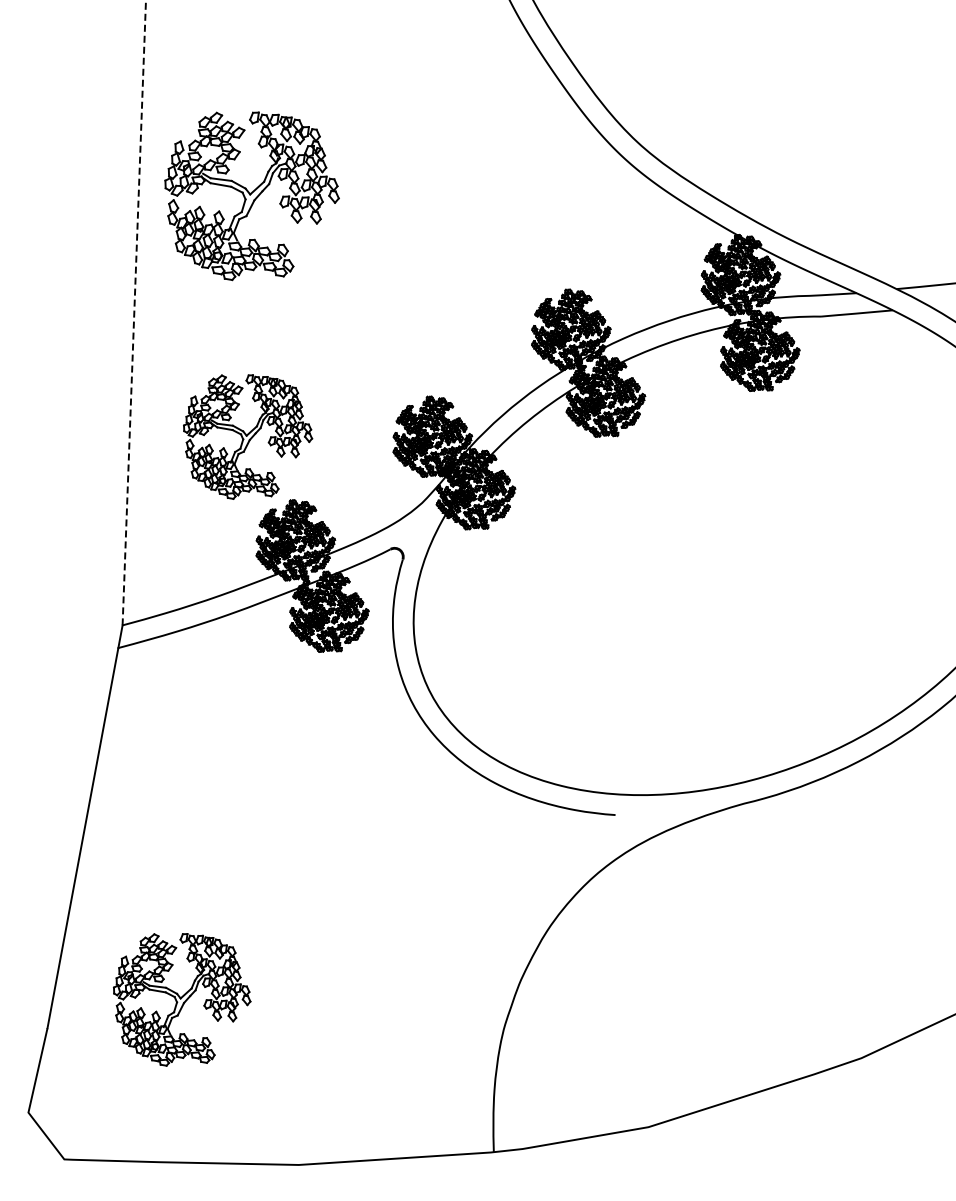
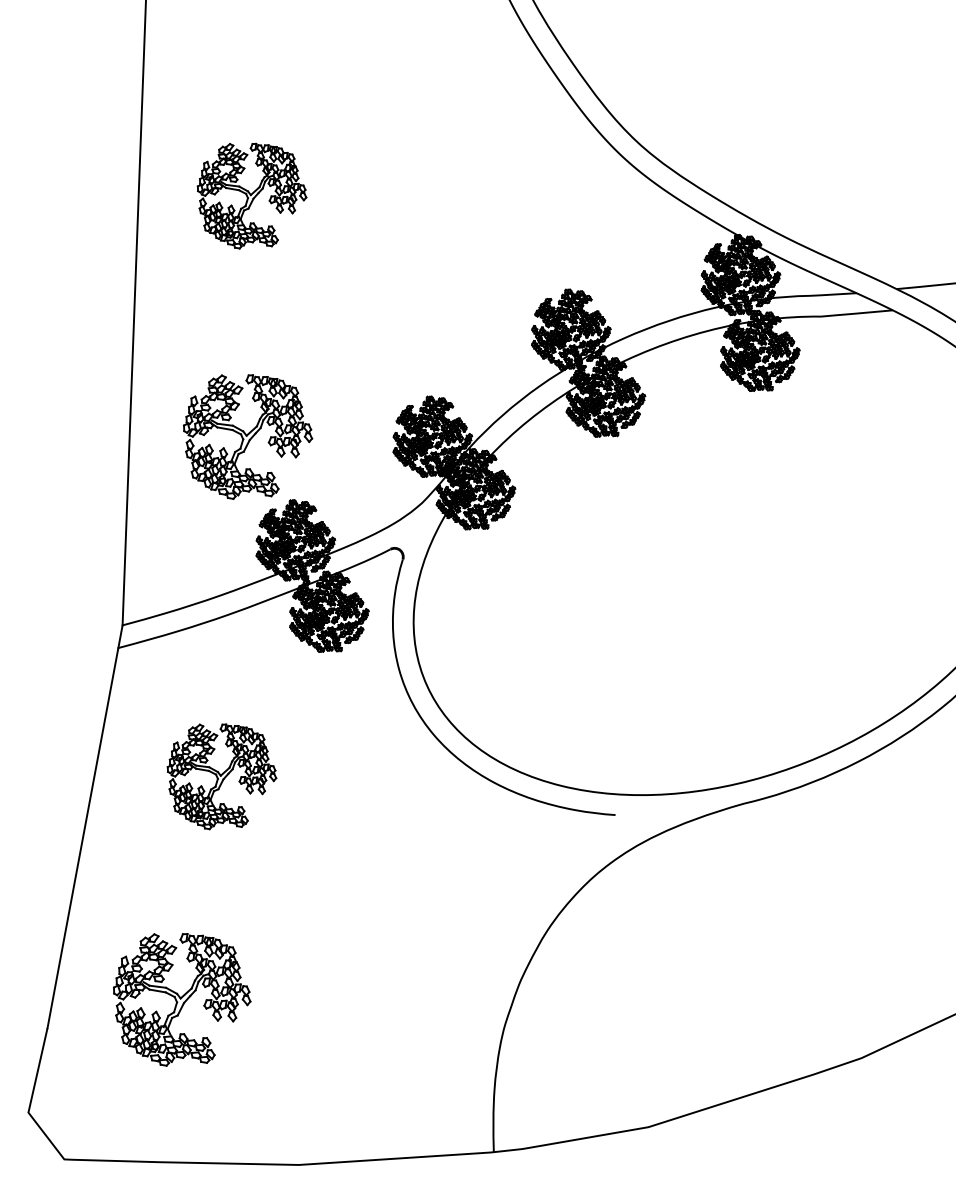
part size: 176x171 px -> 112x108 px (251, 195)
line: dashed -> solid (134, 312)
part: none -> present (221, 776)
